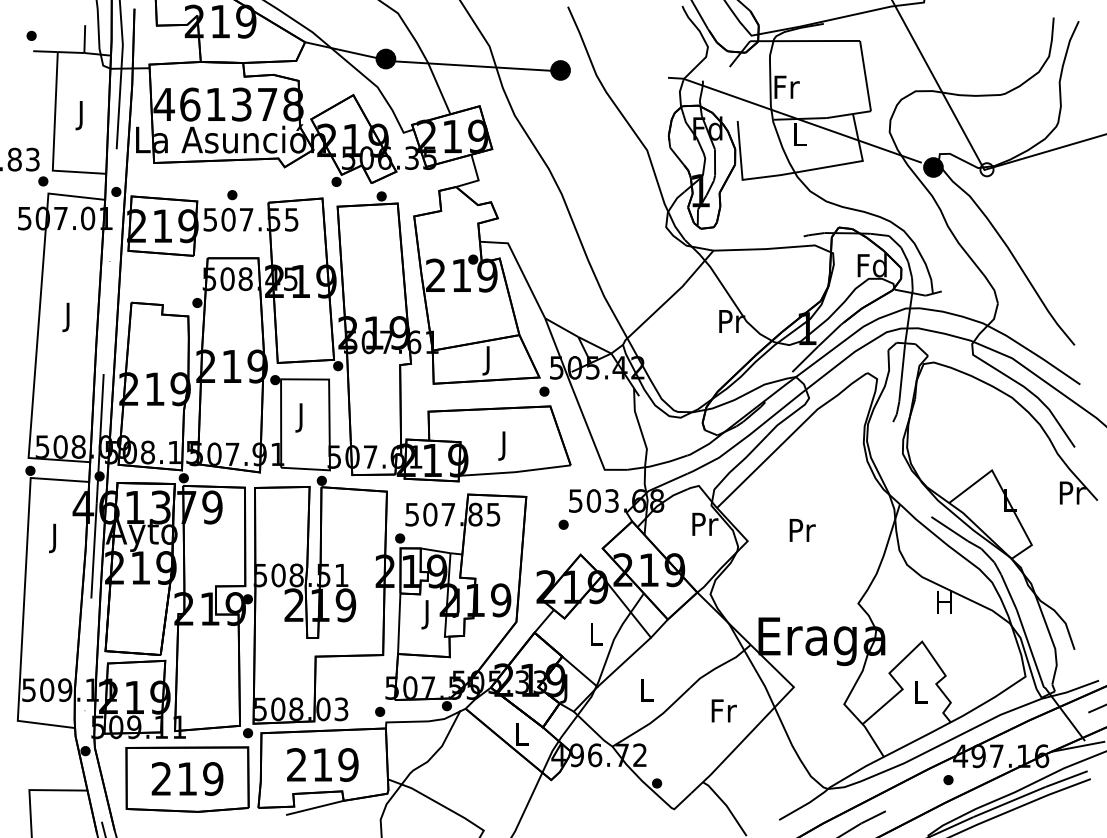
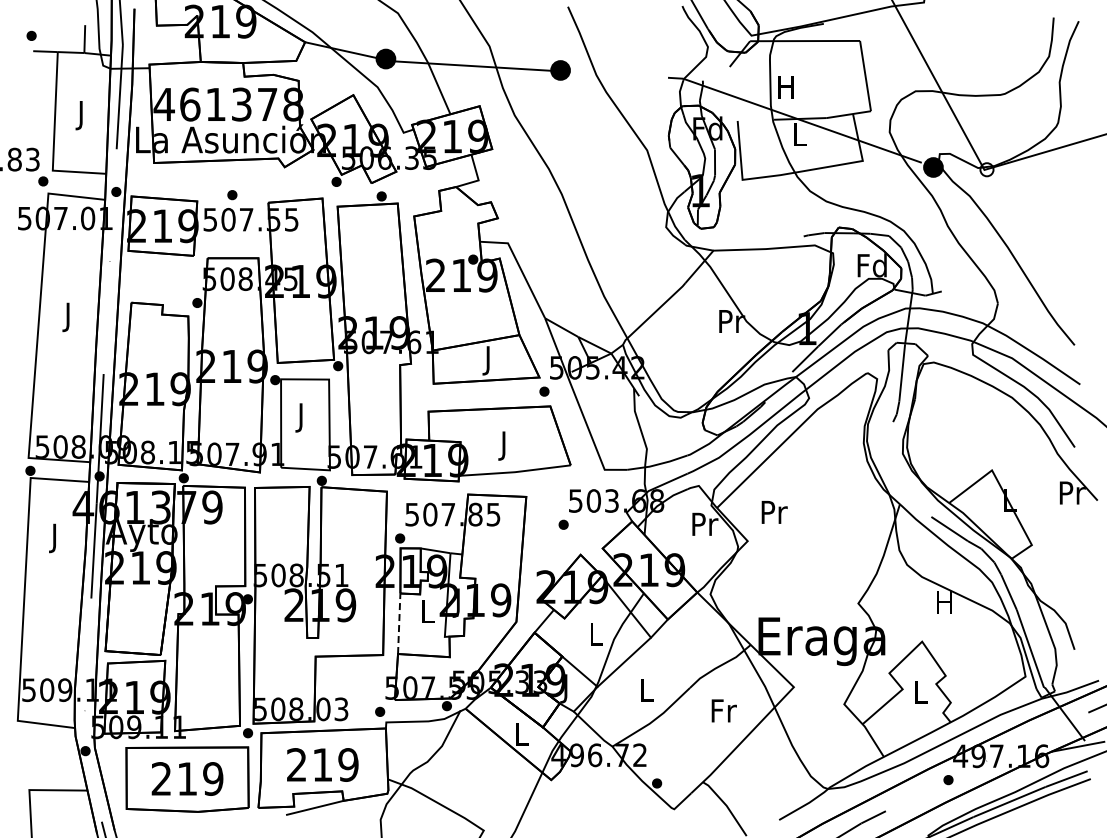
text: Fr -> H (786, 86)
text position: (802, 530) -> (774, 512) (774, 512)
text: J -> L (427, 614)
line: solid -> dashed (399, 623)
